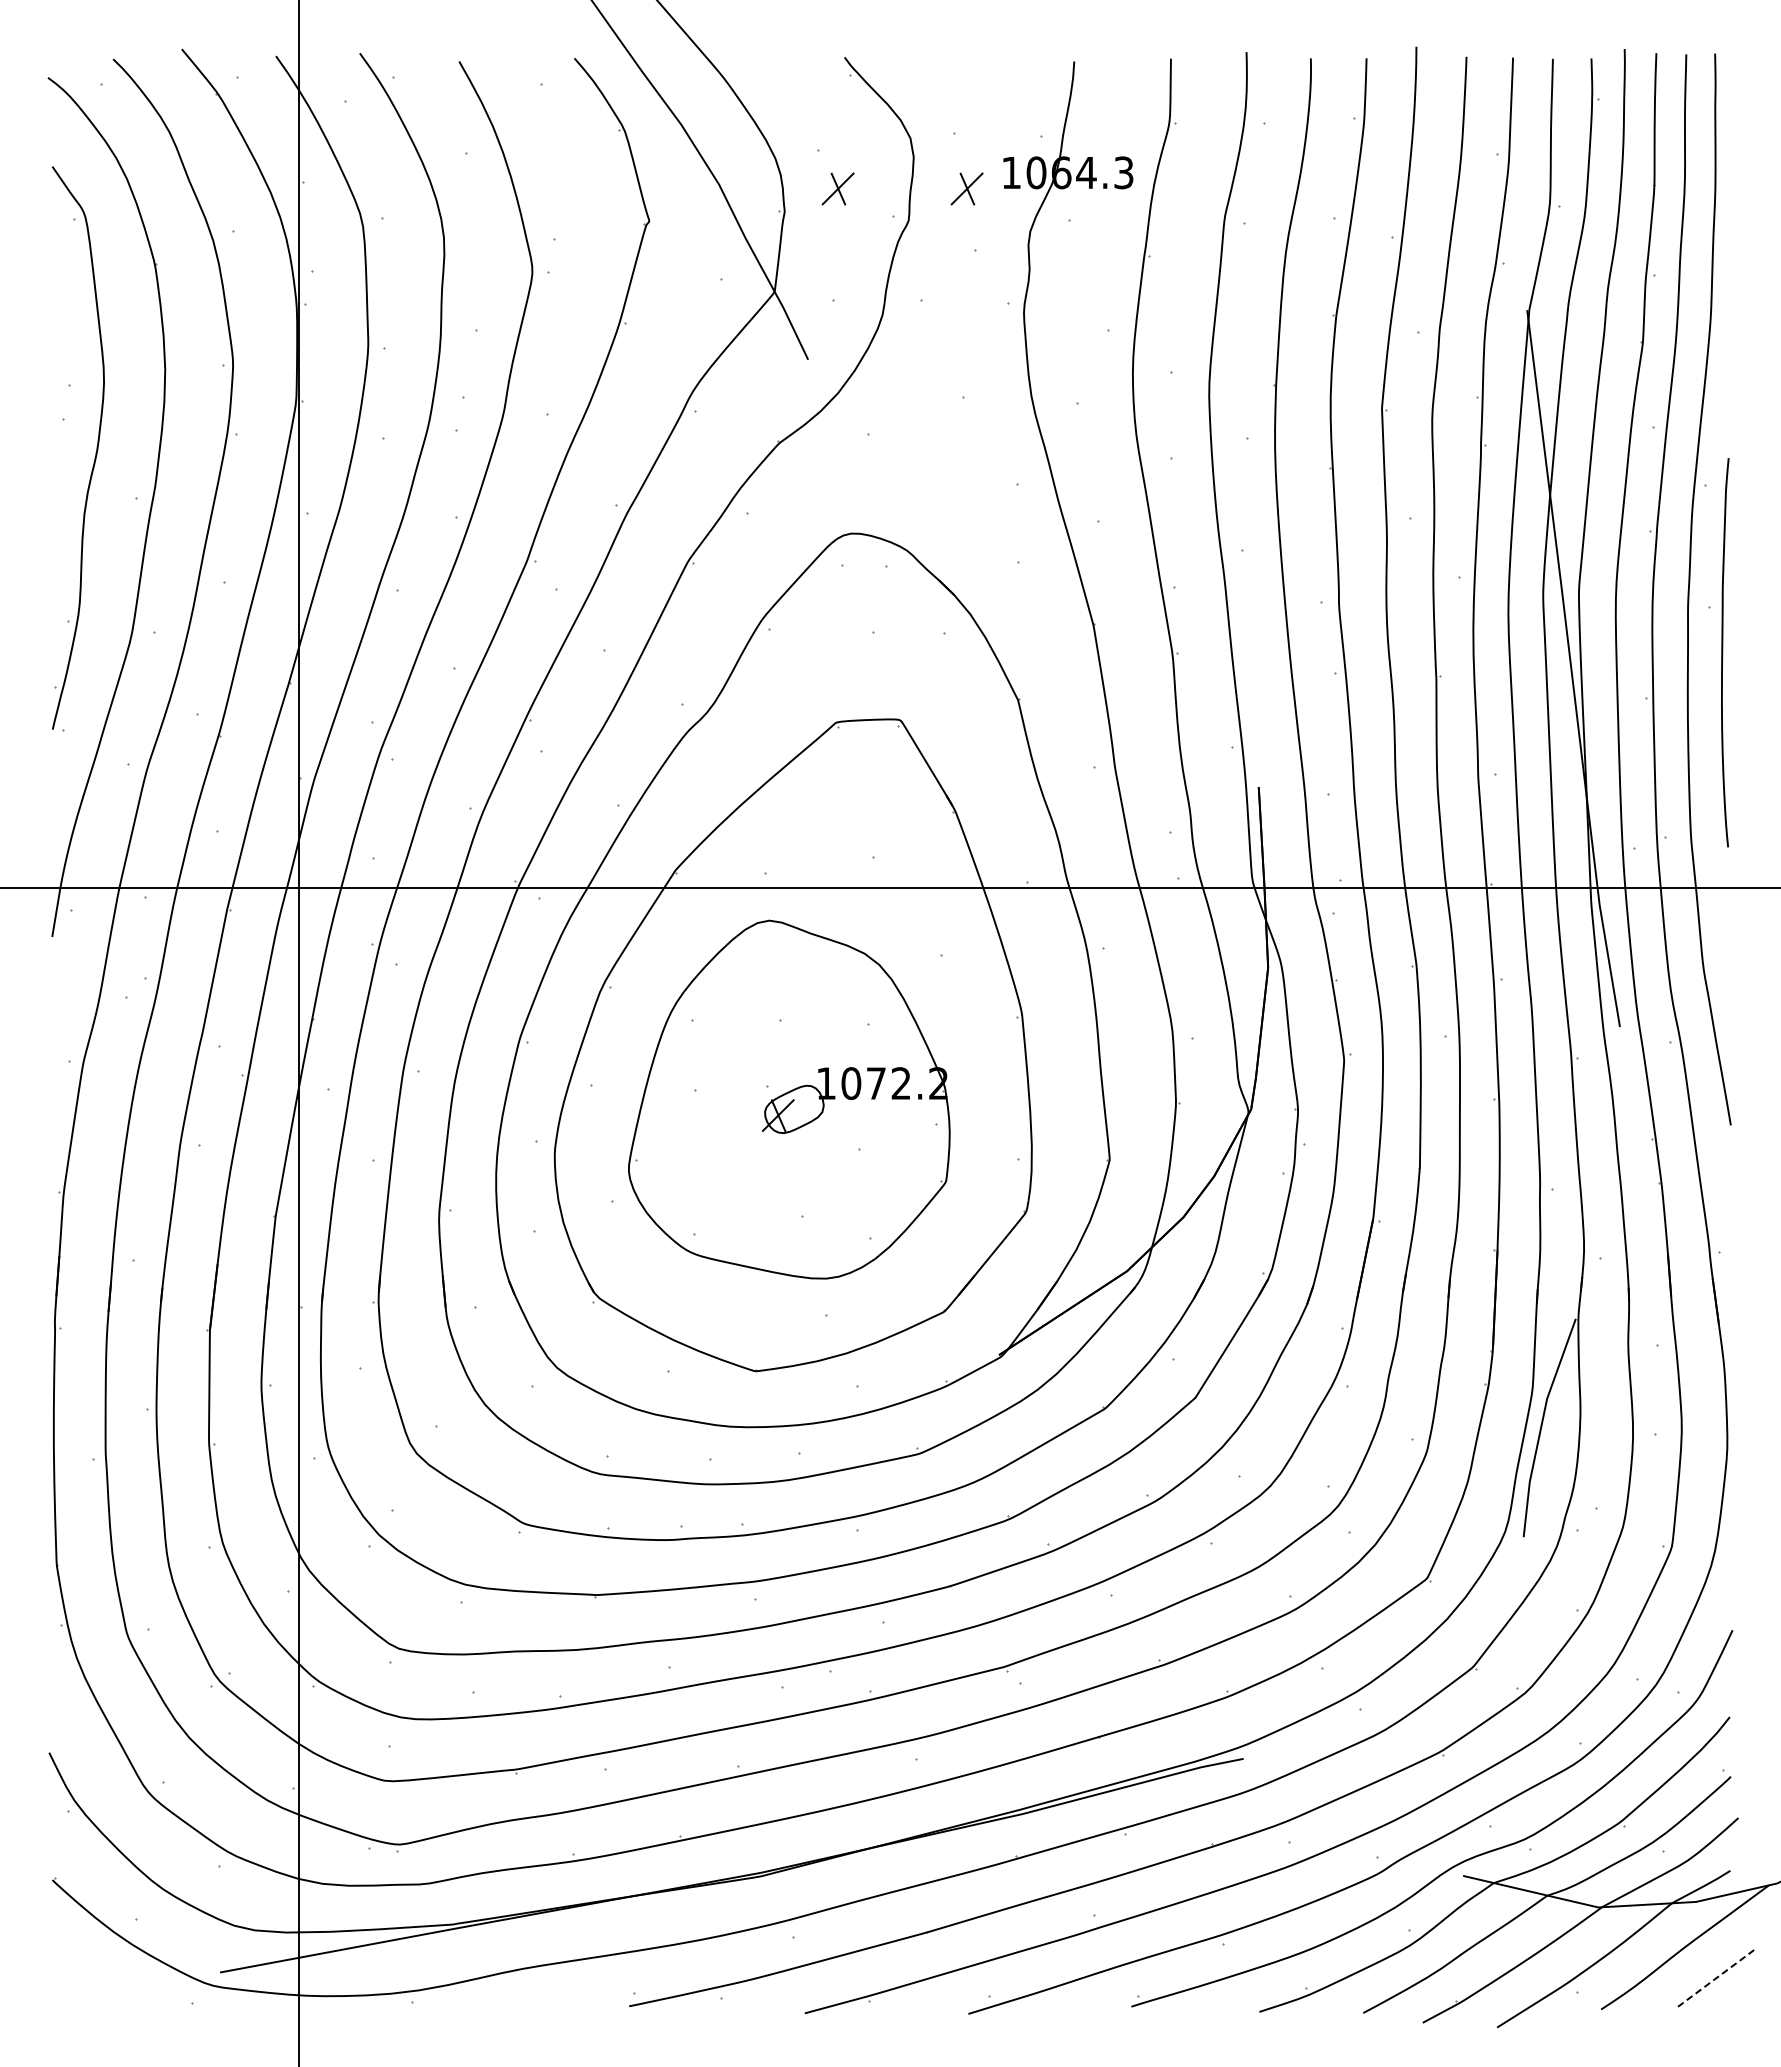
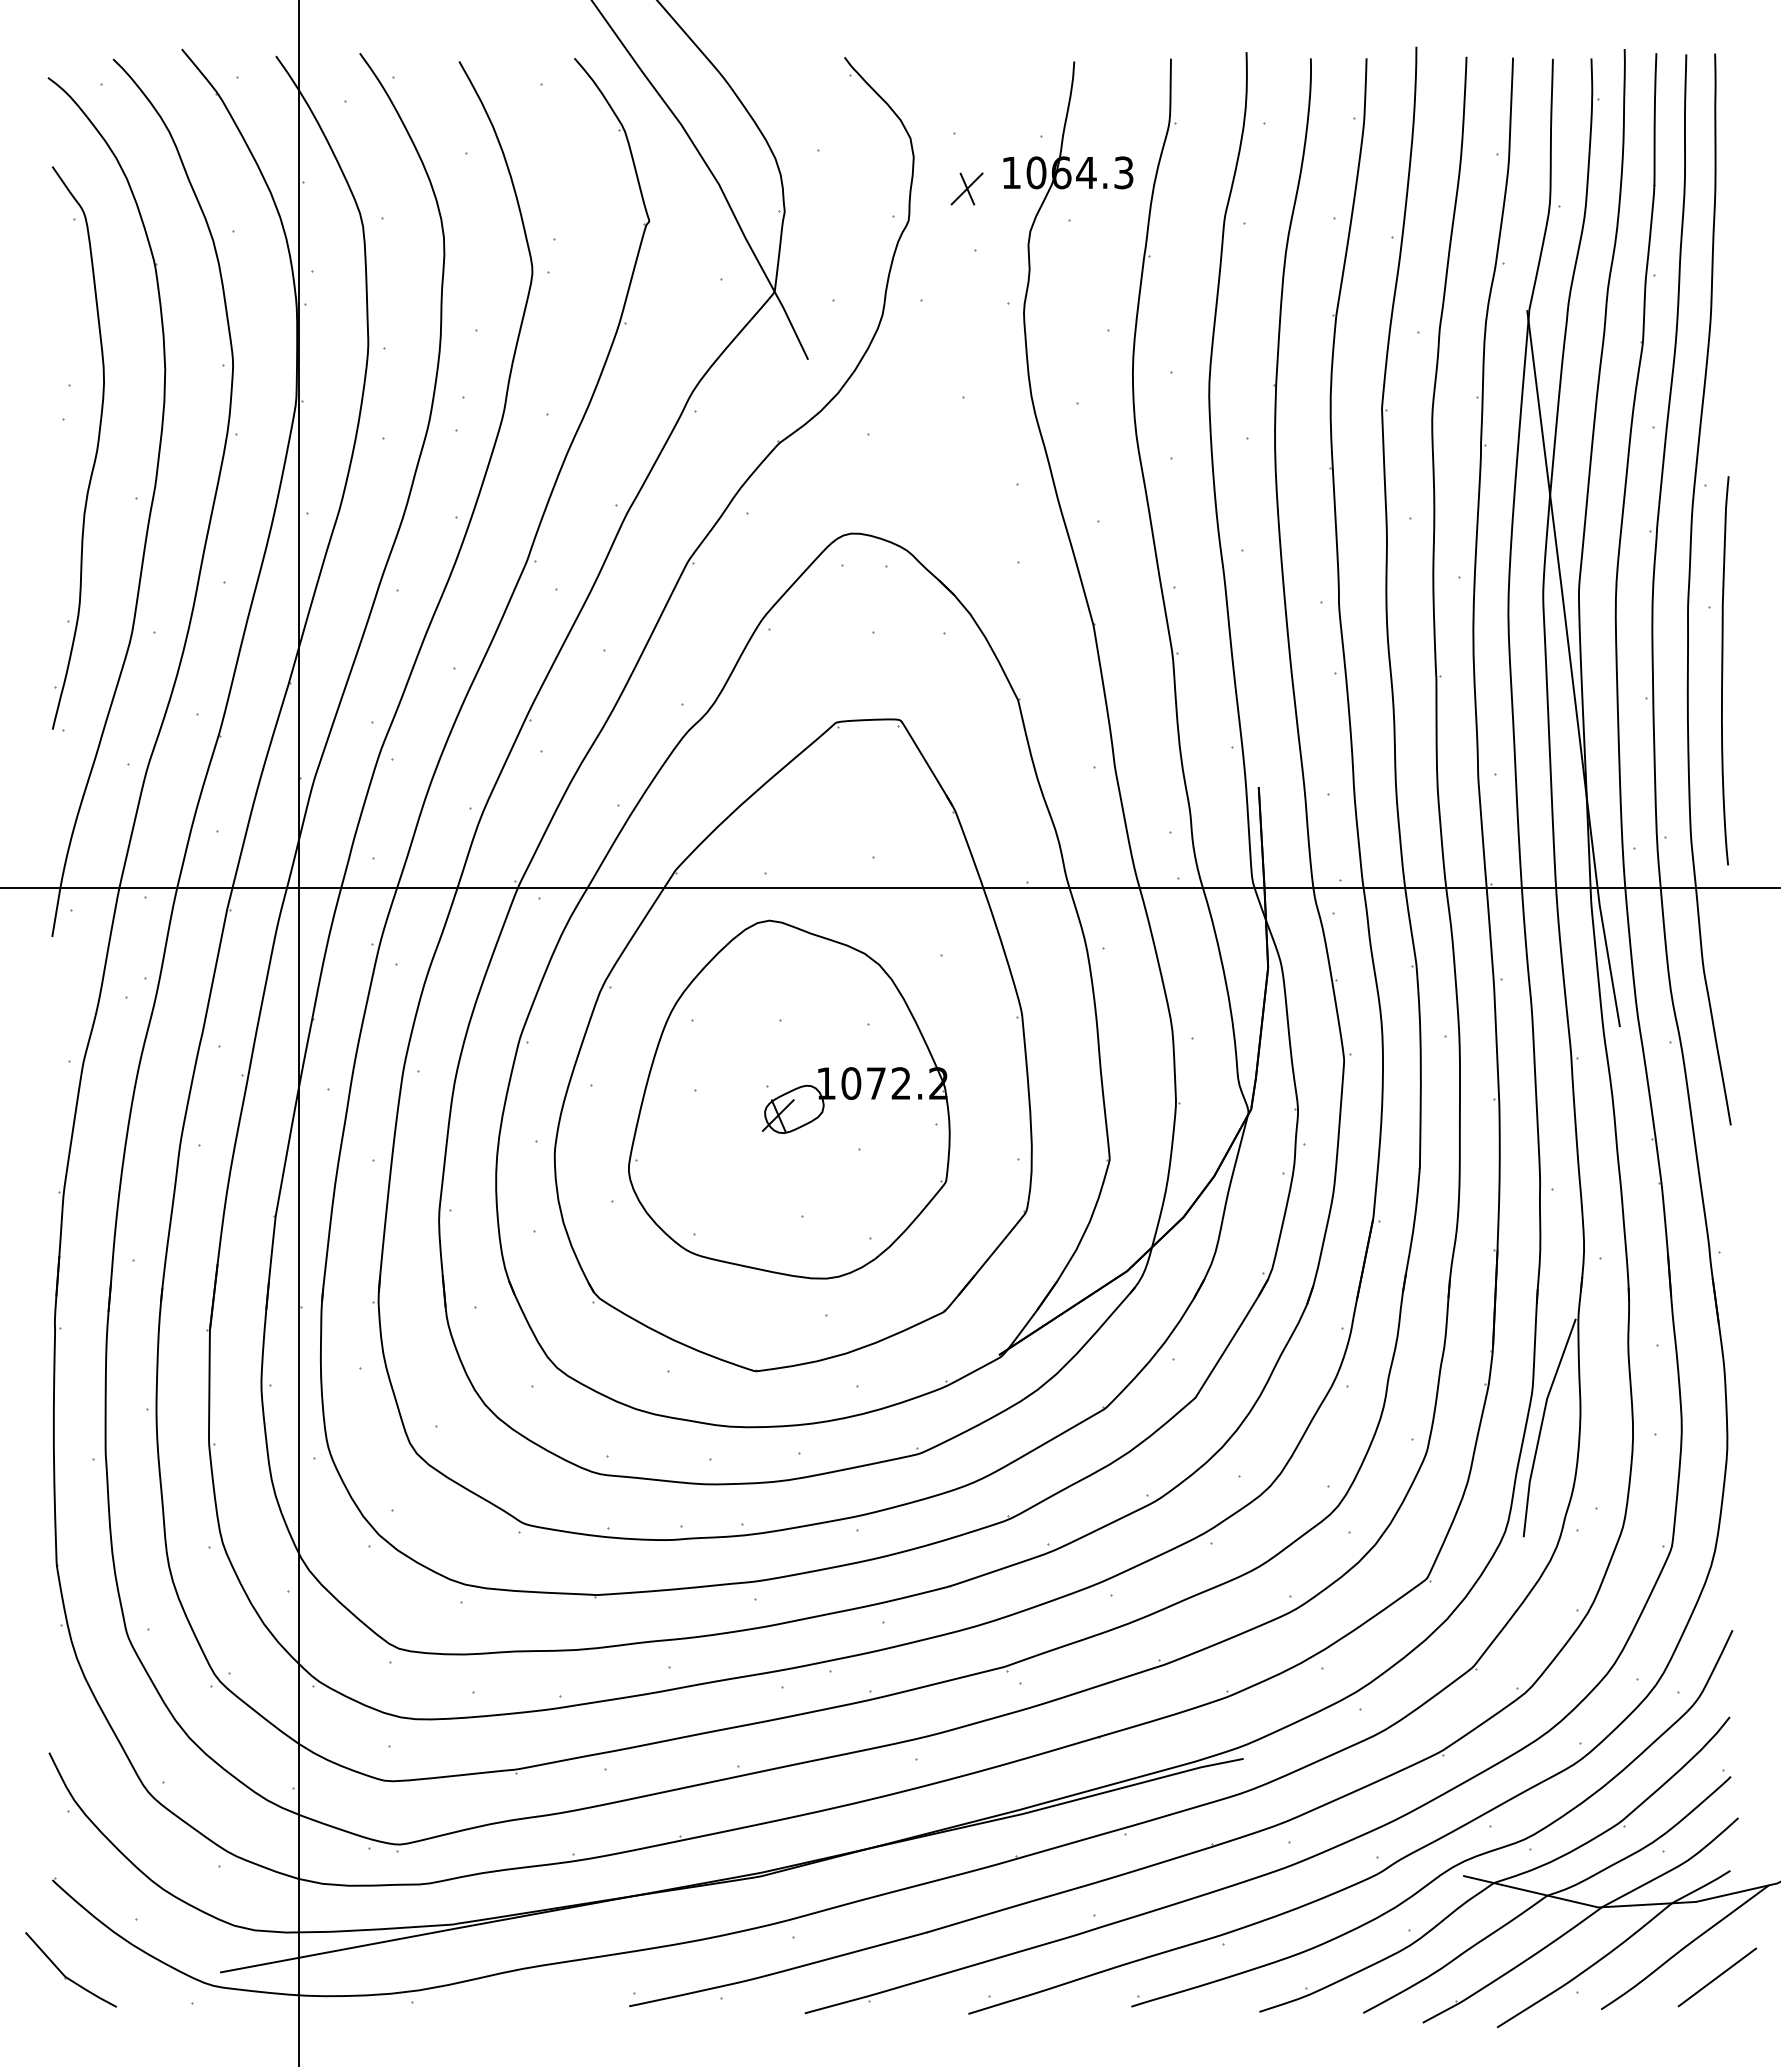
part: present -> none (837, 188)
curve position: (1723, 652) -> (1723, 670) (1723, 670)
part: none -> present (64, 1974)
line: dashed -> solid (1717, 1977)
